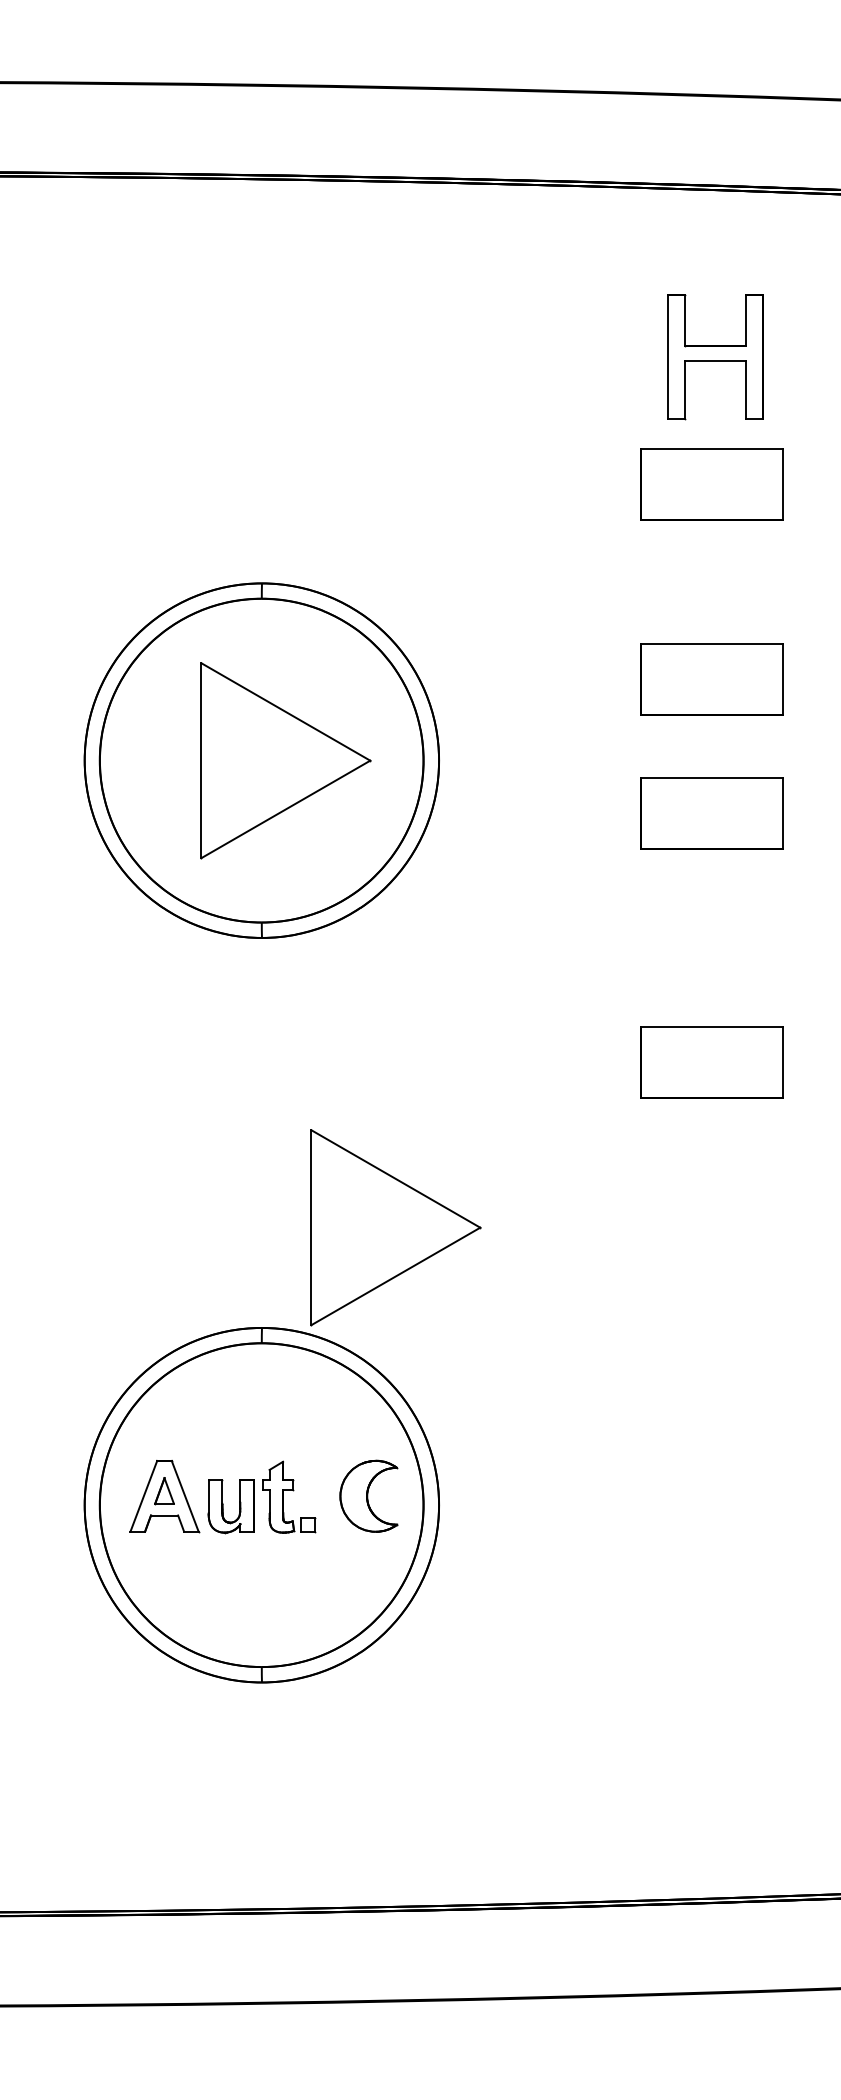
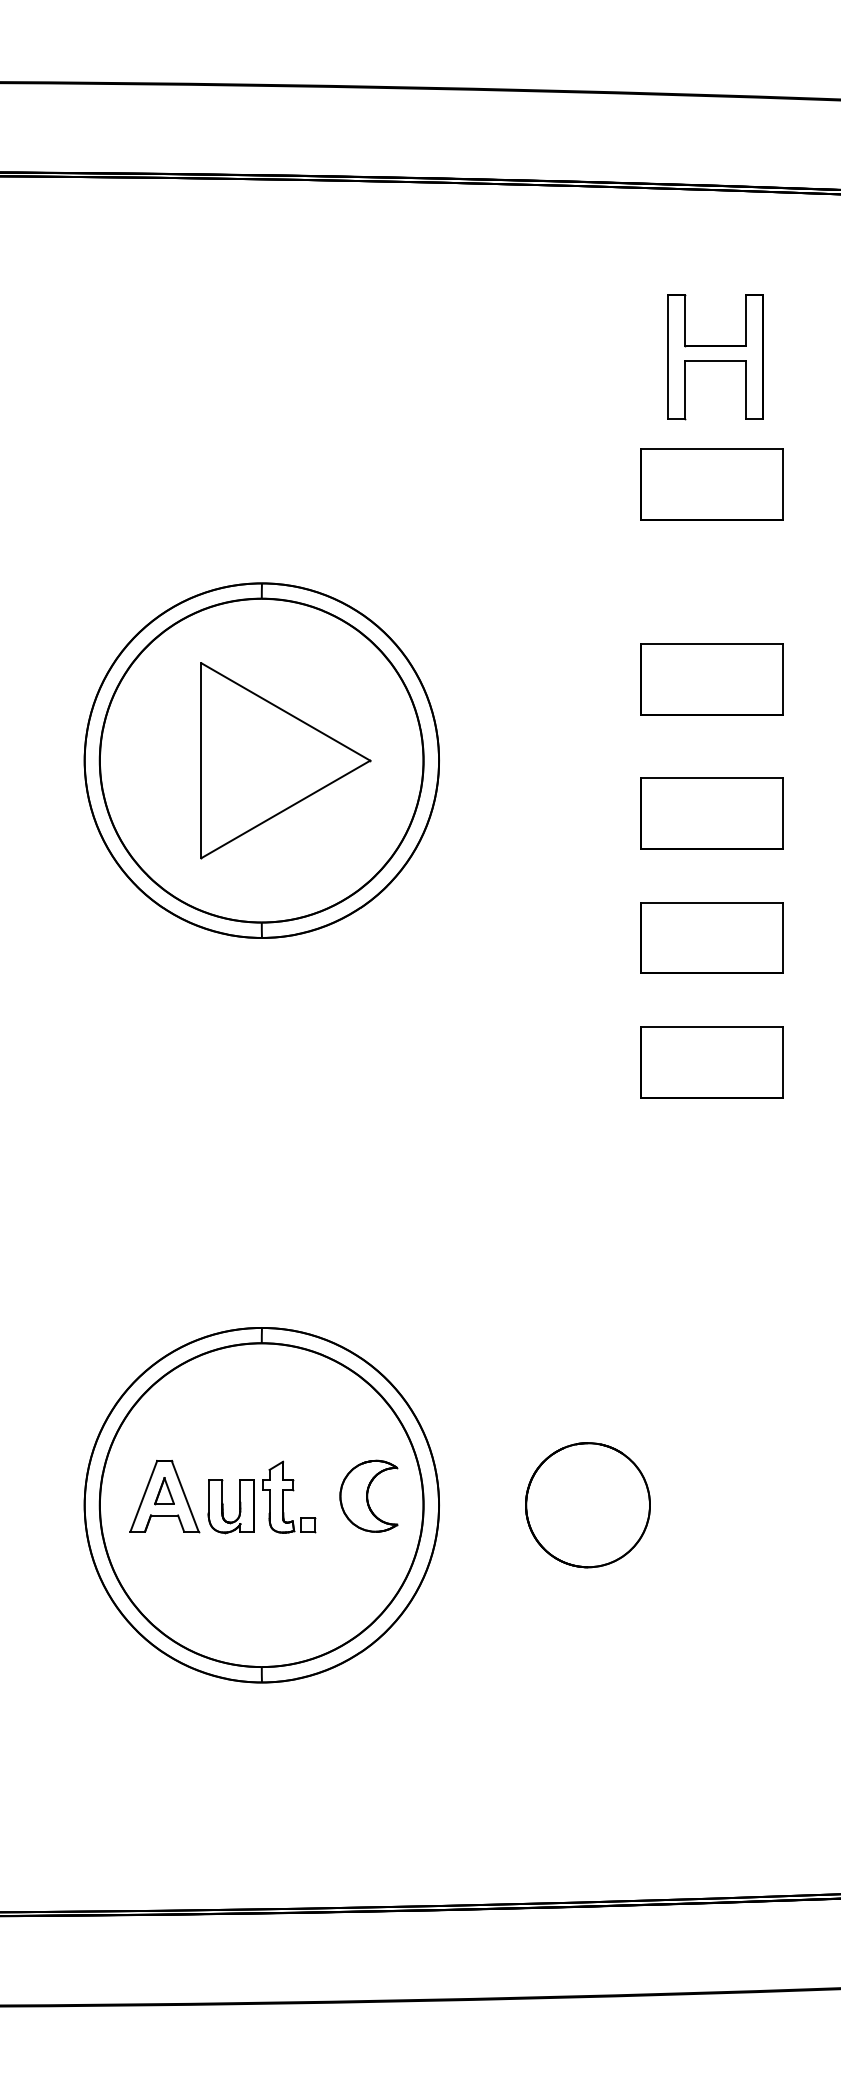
part: none -> present (711, 937)
part: present -> none (395, 1227)
part: none -> present (587, 1505)
